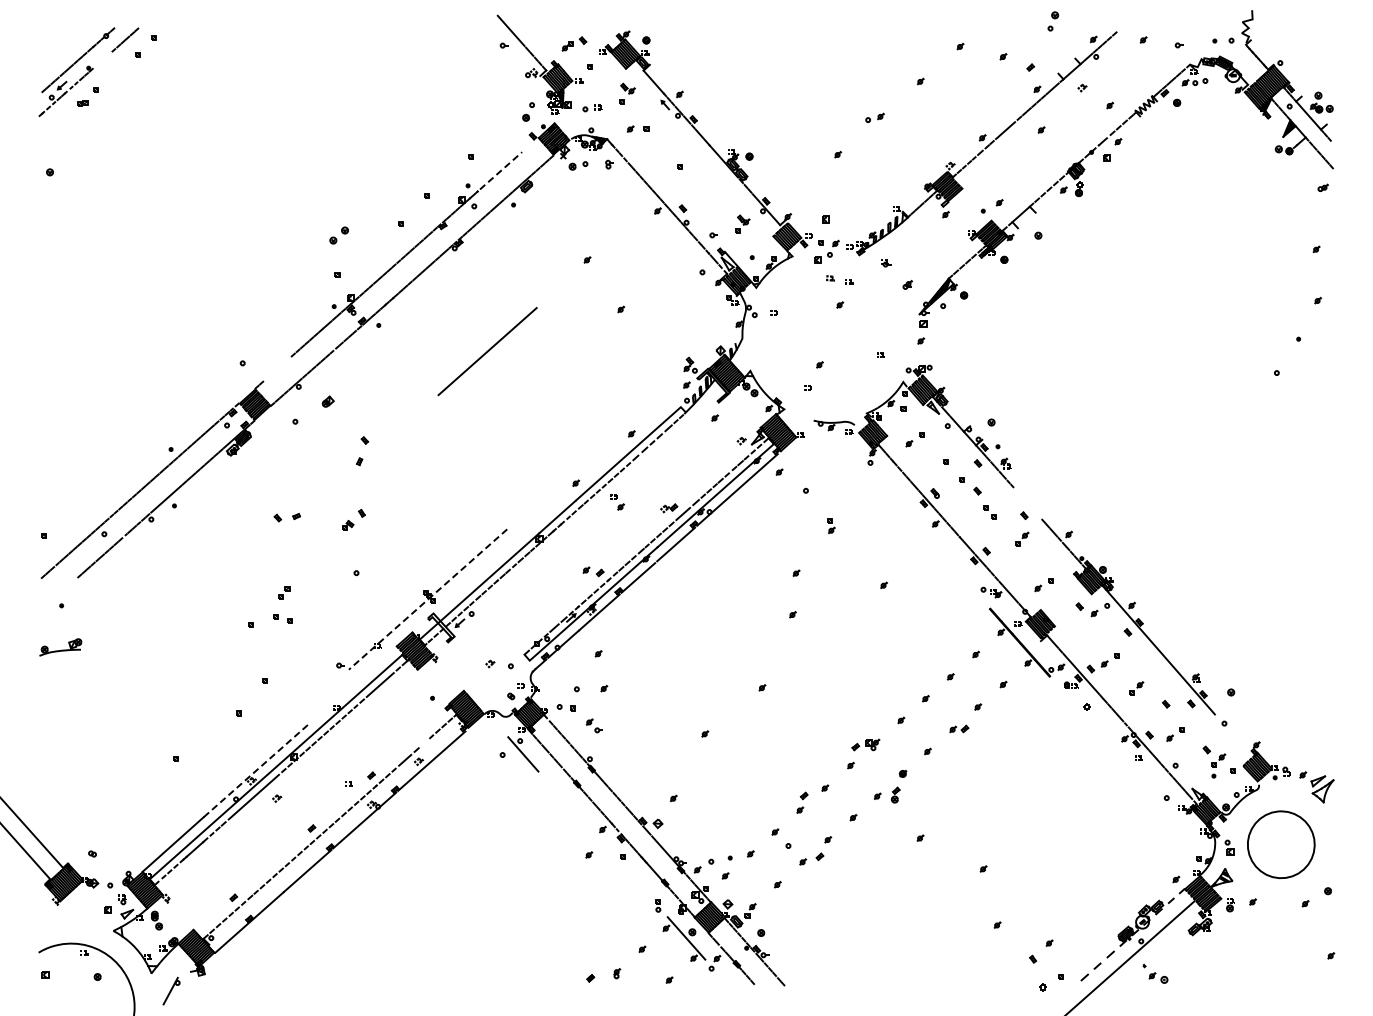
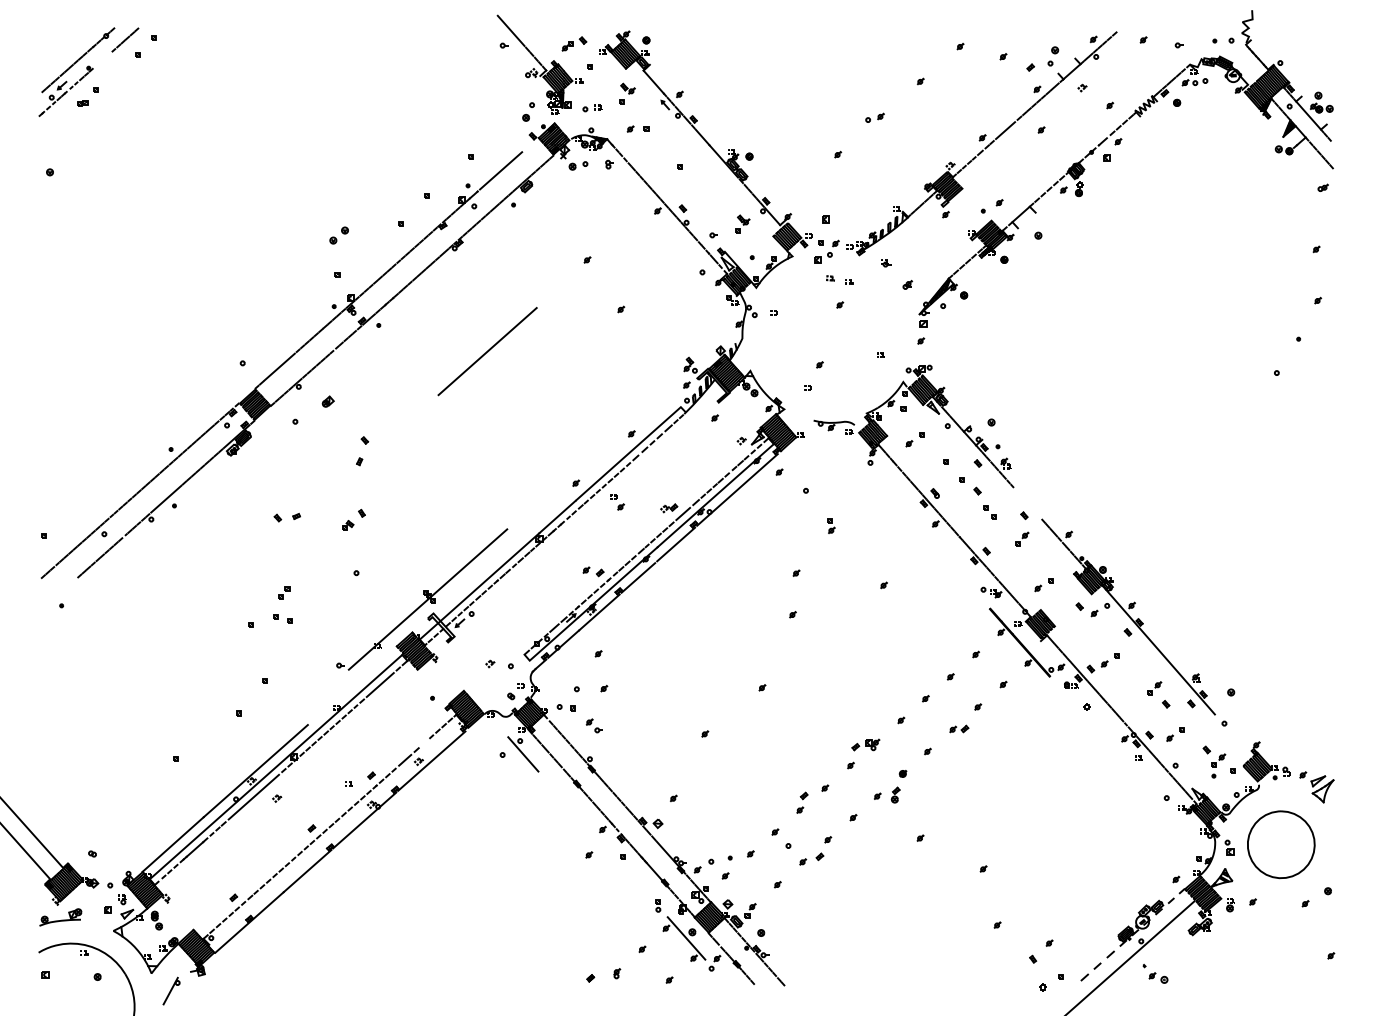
part position: (1053, 21) -> (1053, 56) (1053, 56)
line: dashed -> solid (501, 170)
line: none -> present (277, 368)
line: dashed -> solid (428, 599)
part position: (60, 647) -> (60, 917) (60, 917)
part position: (1136, 688) -> (1154, 688) (1154, 688)
line: dashed -> solid (255, 771)
